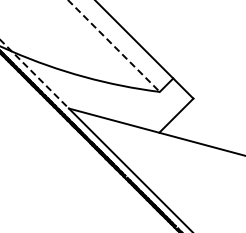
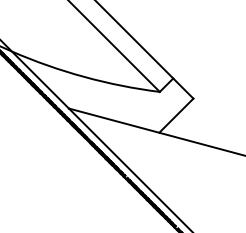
line: dashed -> solid (113, 46)
line: dashed -> solid (35, 74)
